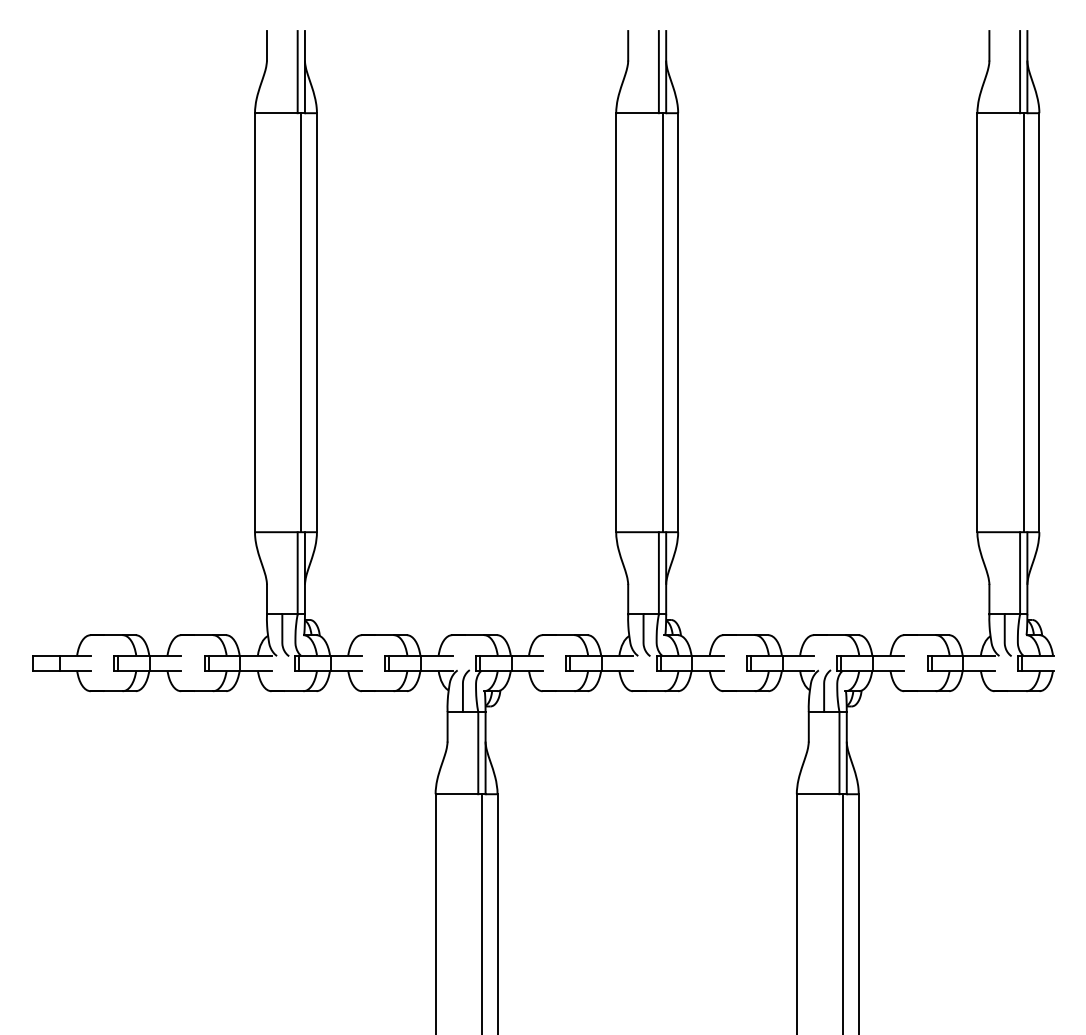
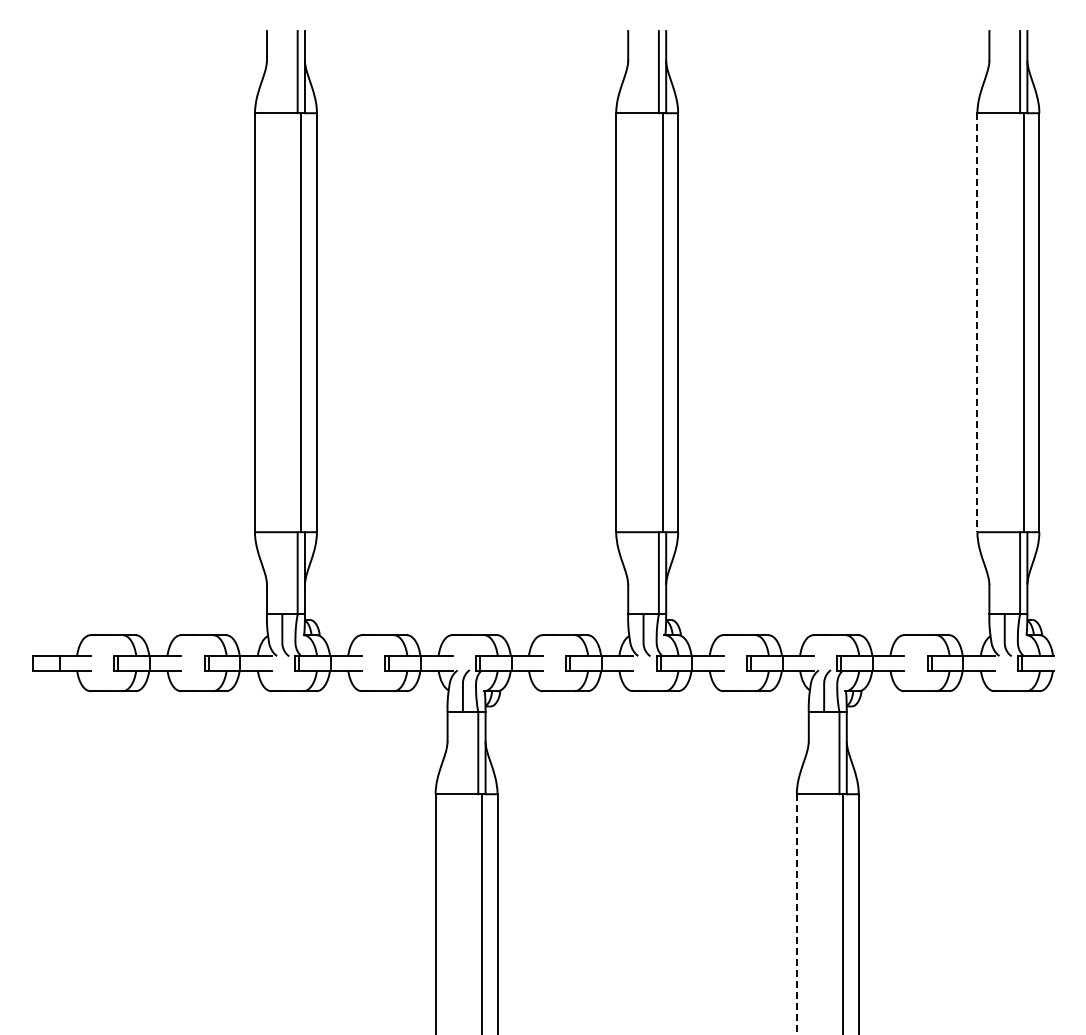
line: solid -> dashed (977, 323)
line: solid -> dashed (796, 914)
